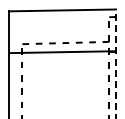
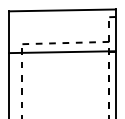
line: dashed -> solid (115, 63)
